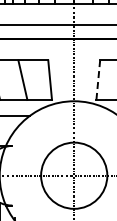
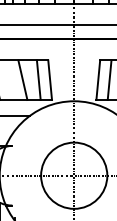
line: none -> present (38, 79)
line: none -> present (109, 79)
line: dashed -> solid (98, 80)
